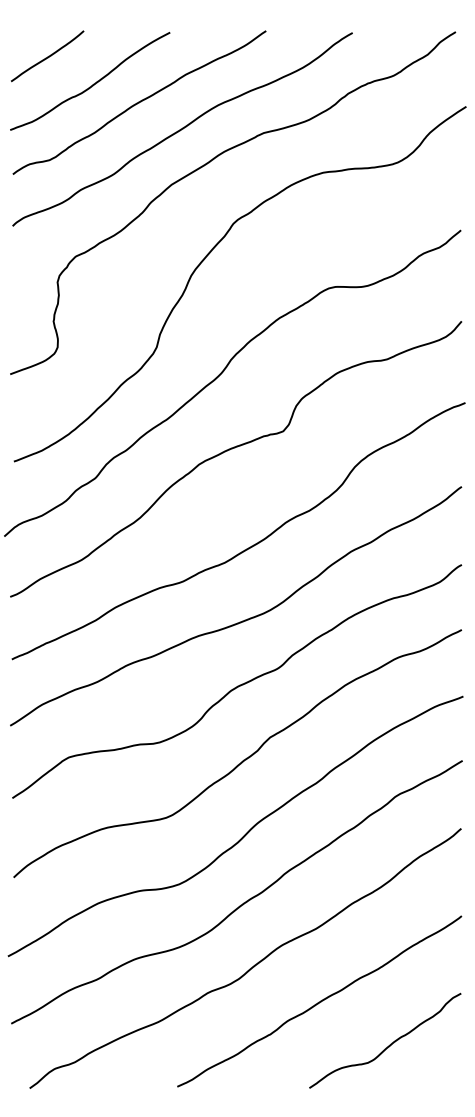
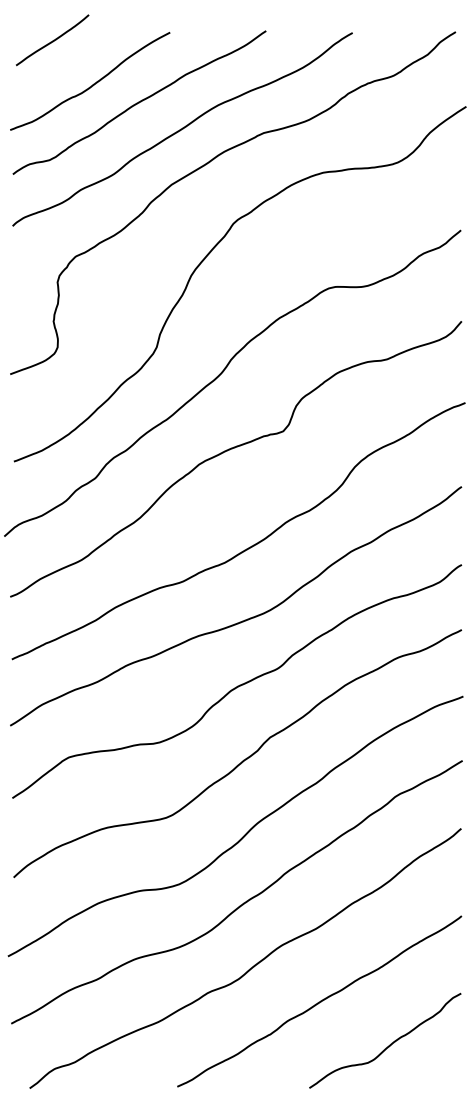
curve position: (47, 56) -> (52, 40) (52, 40)
